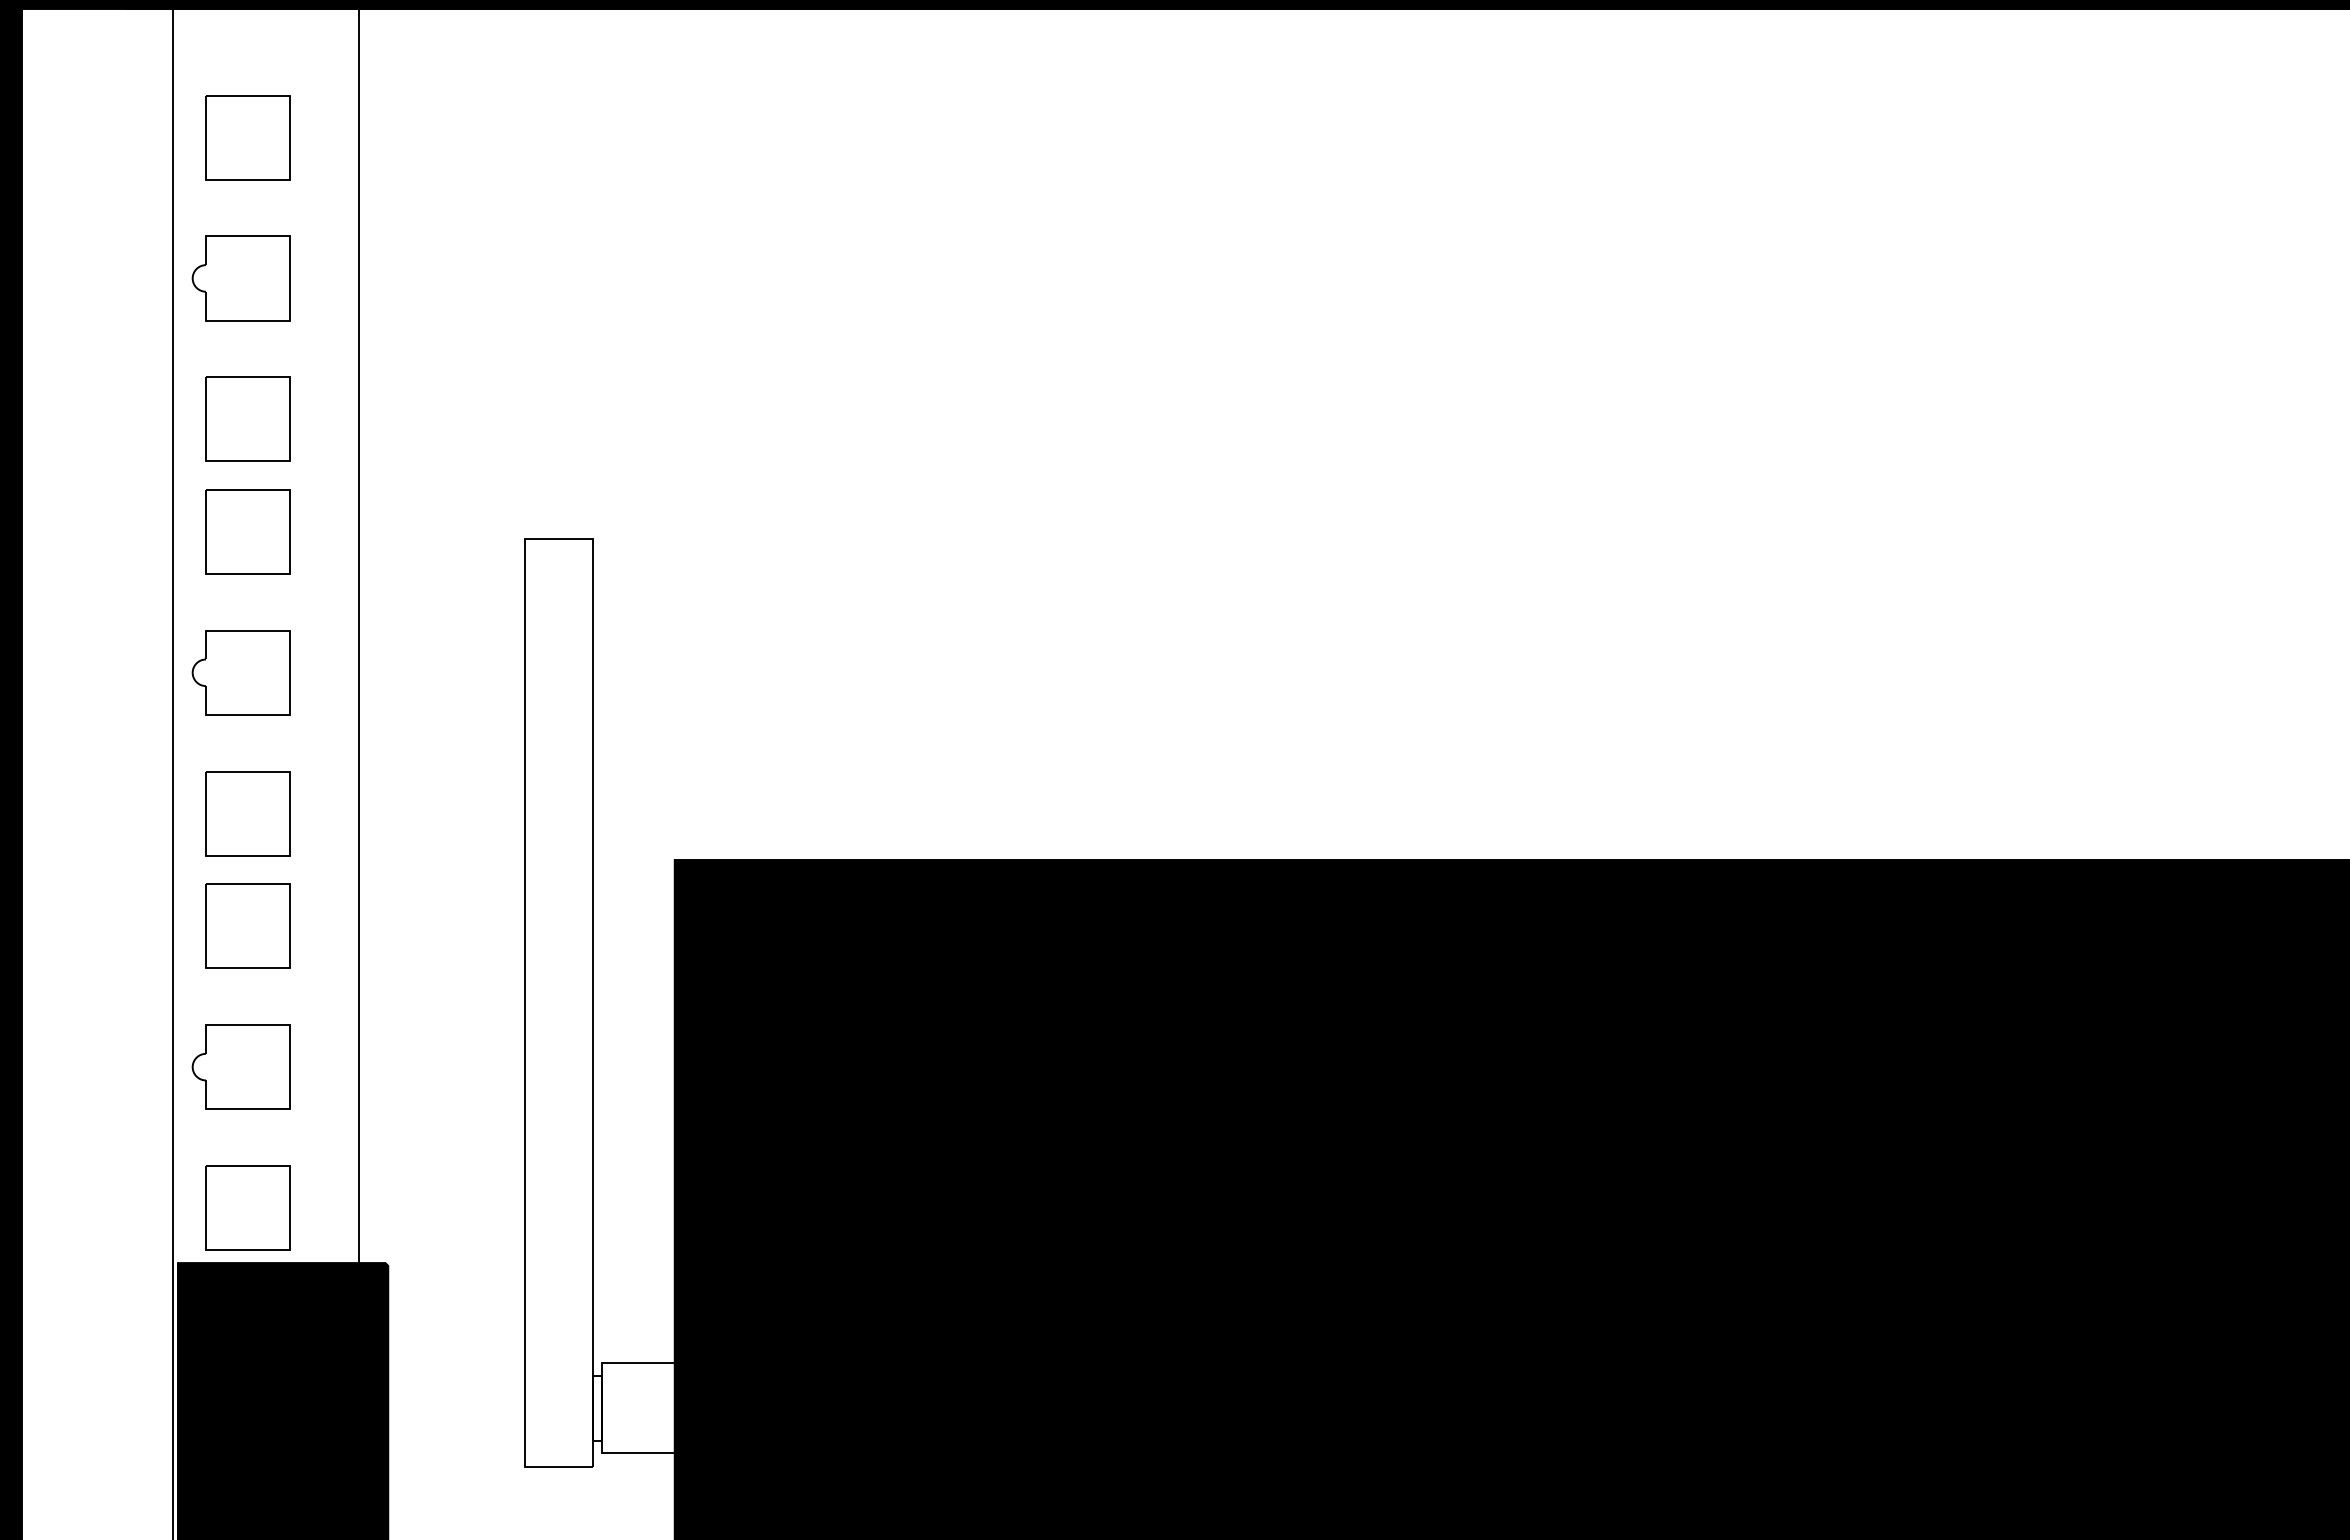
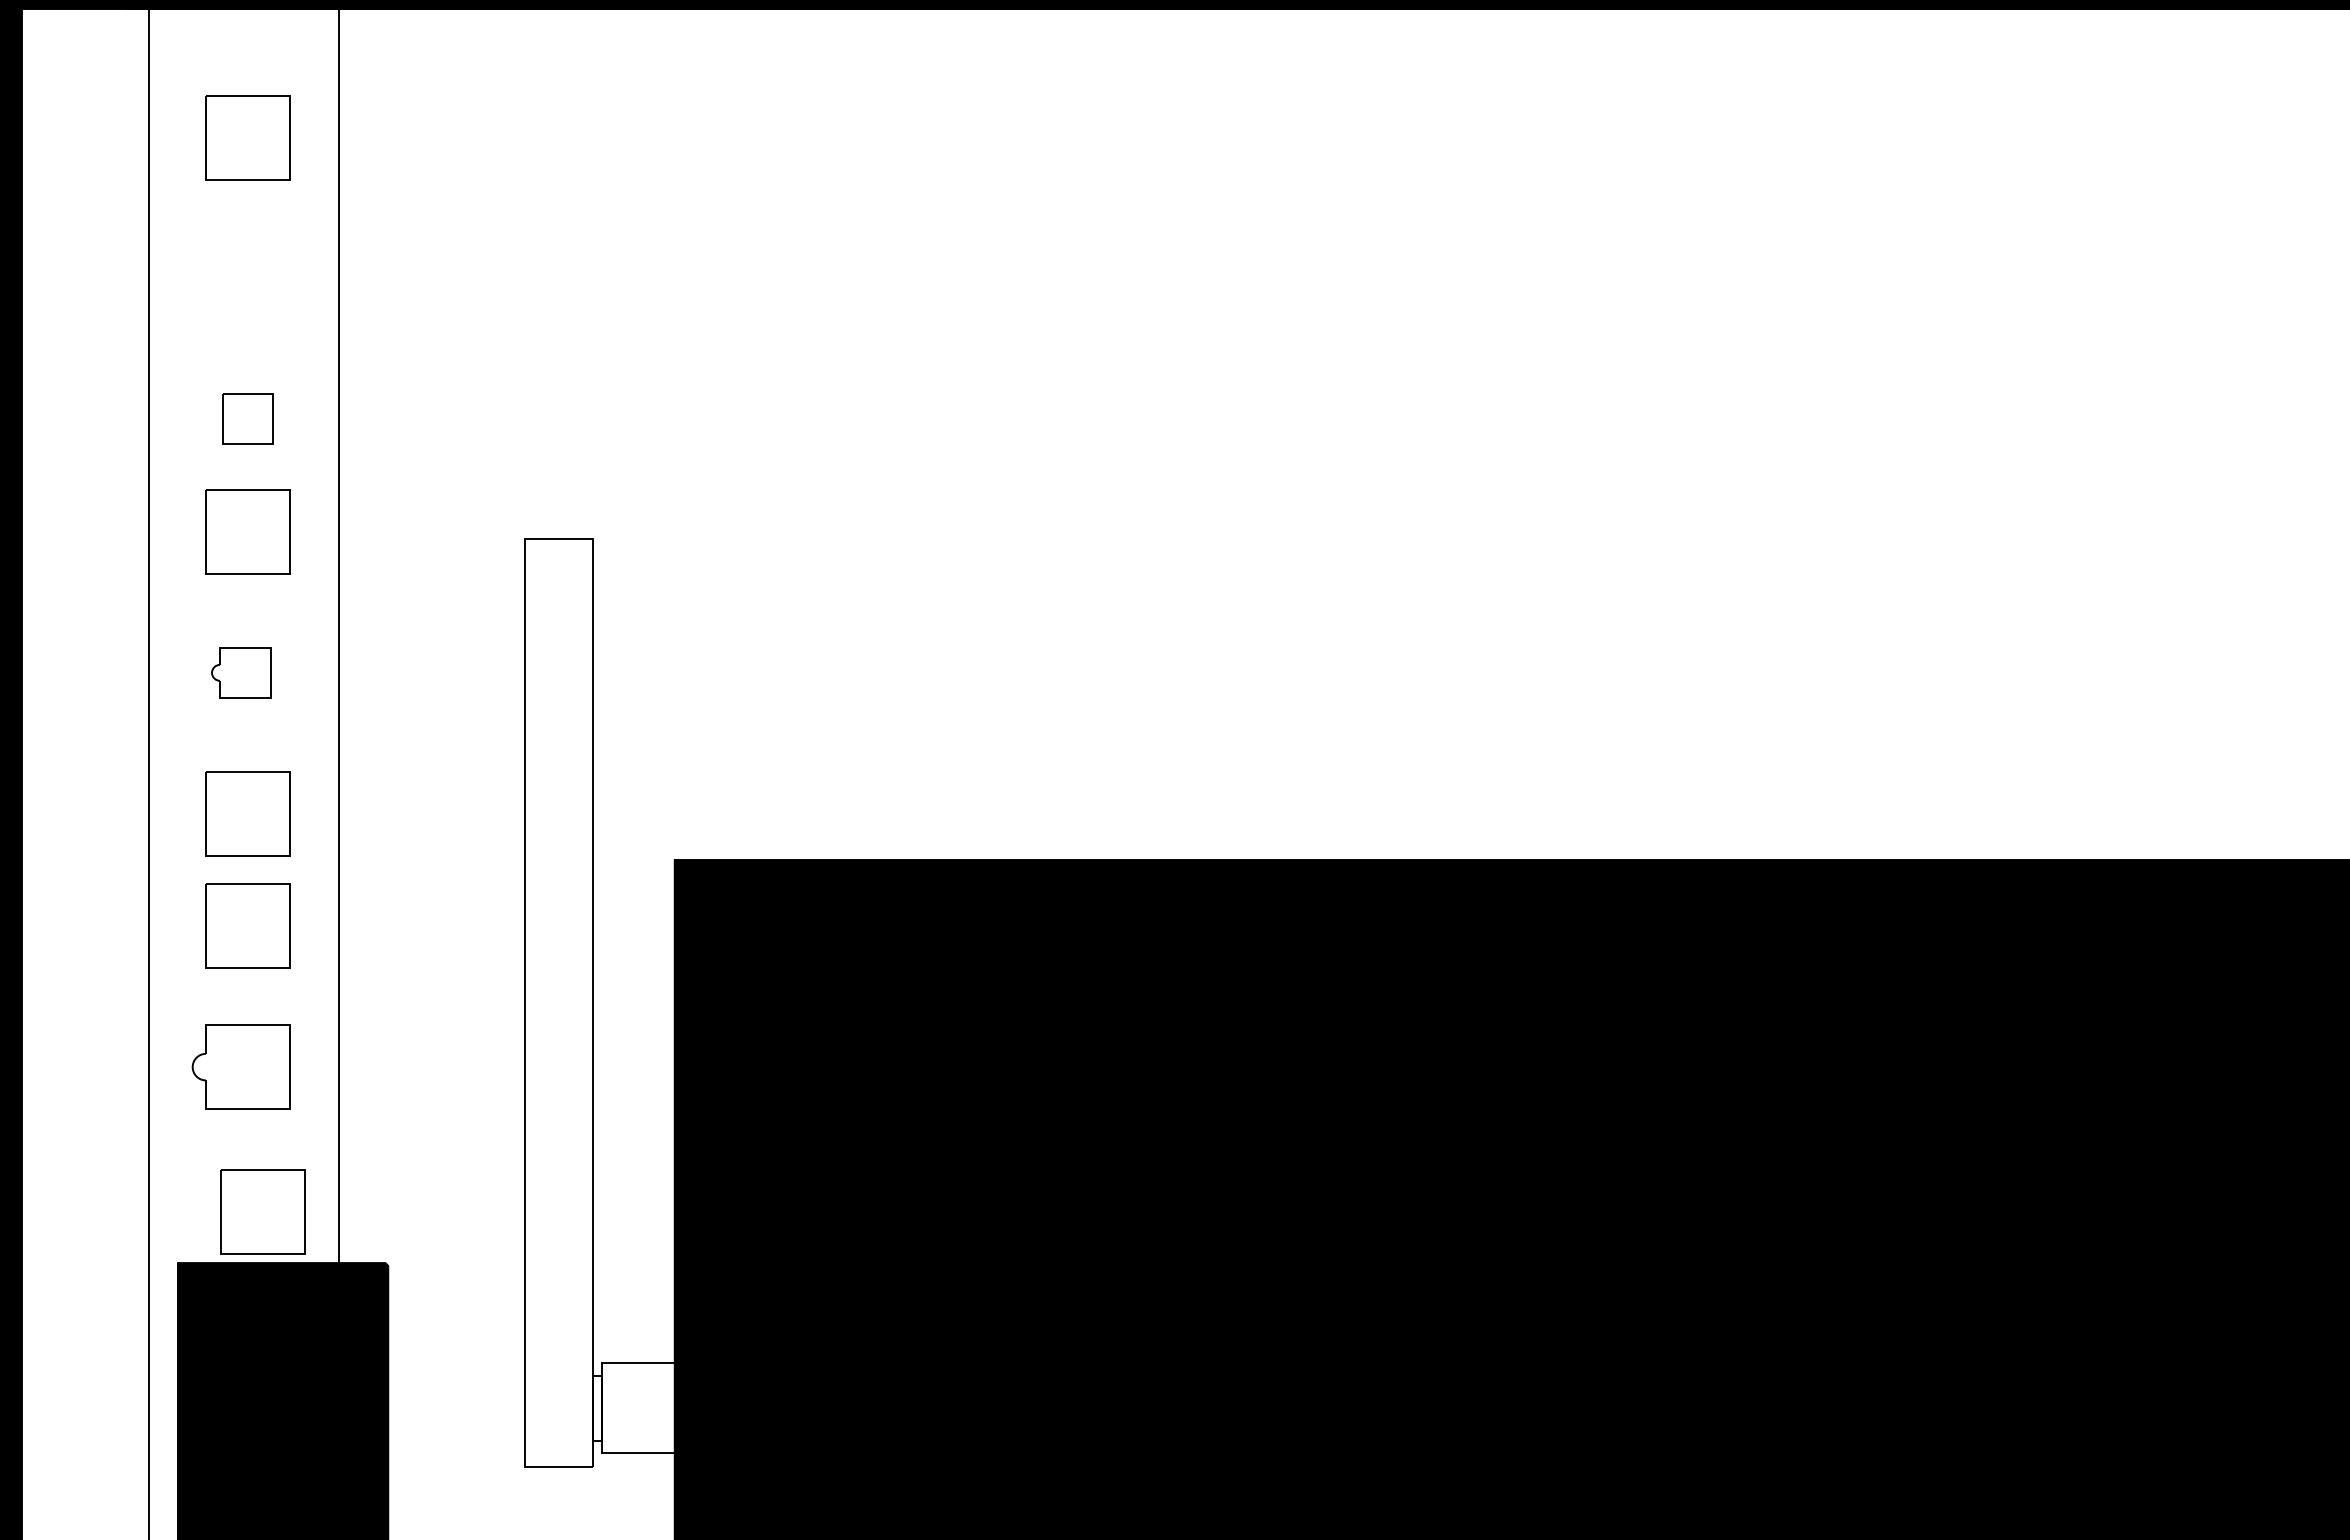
part: present -> none (240, 278)
part size: 86x86 px -> 52x52 px (247, 418)
line position: (359, 635) -> (339, 635) (339, 635)
part size: 100x86 px -> 61x52 px (241, 672)
line position: (172, 772) -> (148, 772) (148, 772)
part position: (247, 1207) -> (262, 1211) (262, 1211)
